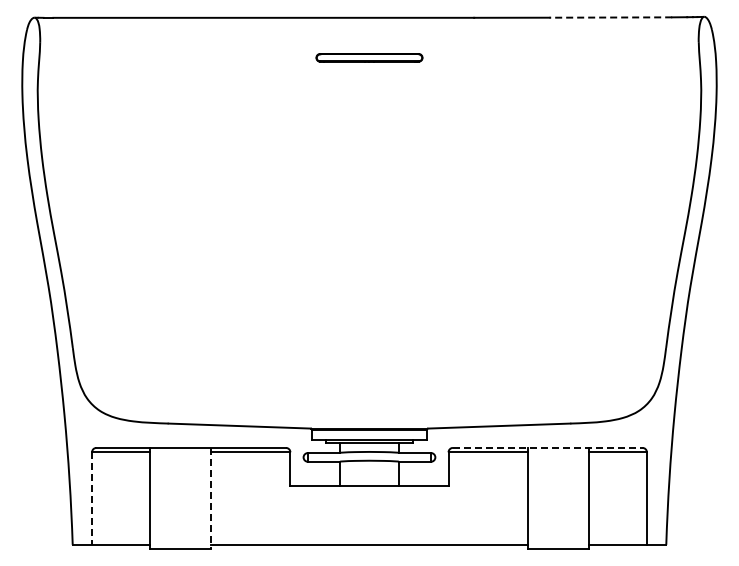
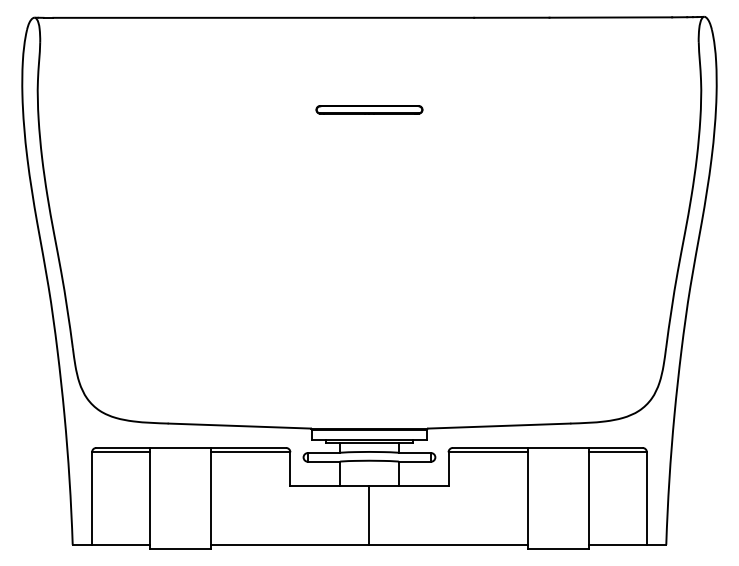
line: dashed -> solid (610, 17)
part position: (369, 57) -> (369, 109) (369, 109)
line: dashed -> solid (547, 447)
line: dashed -> solid (211, 498)
line: dashed -> solid (92, 499)
line: none -> present (369, 514)
